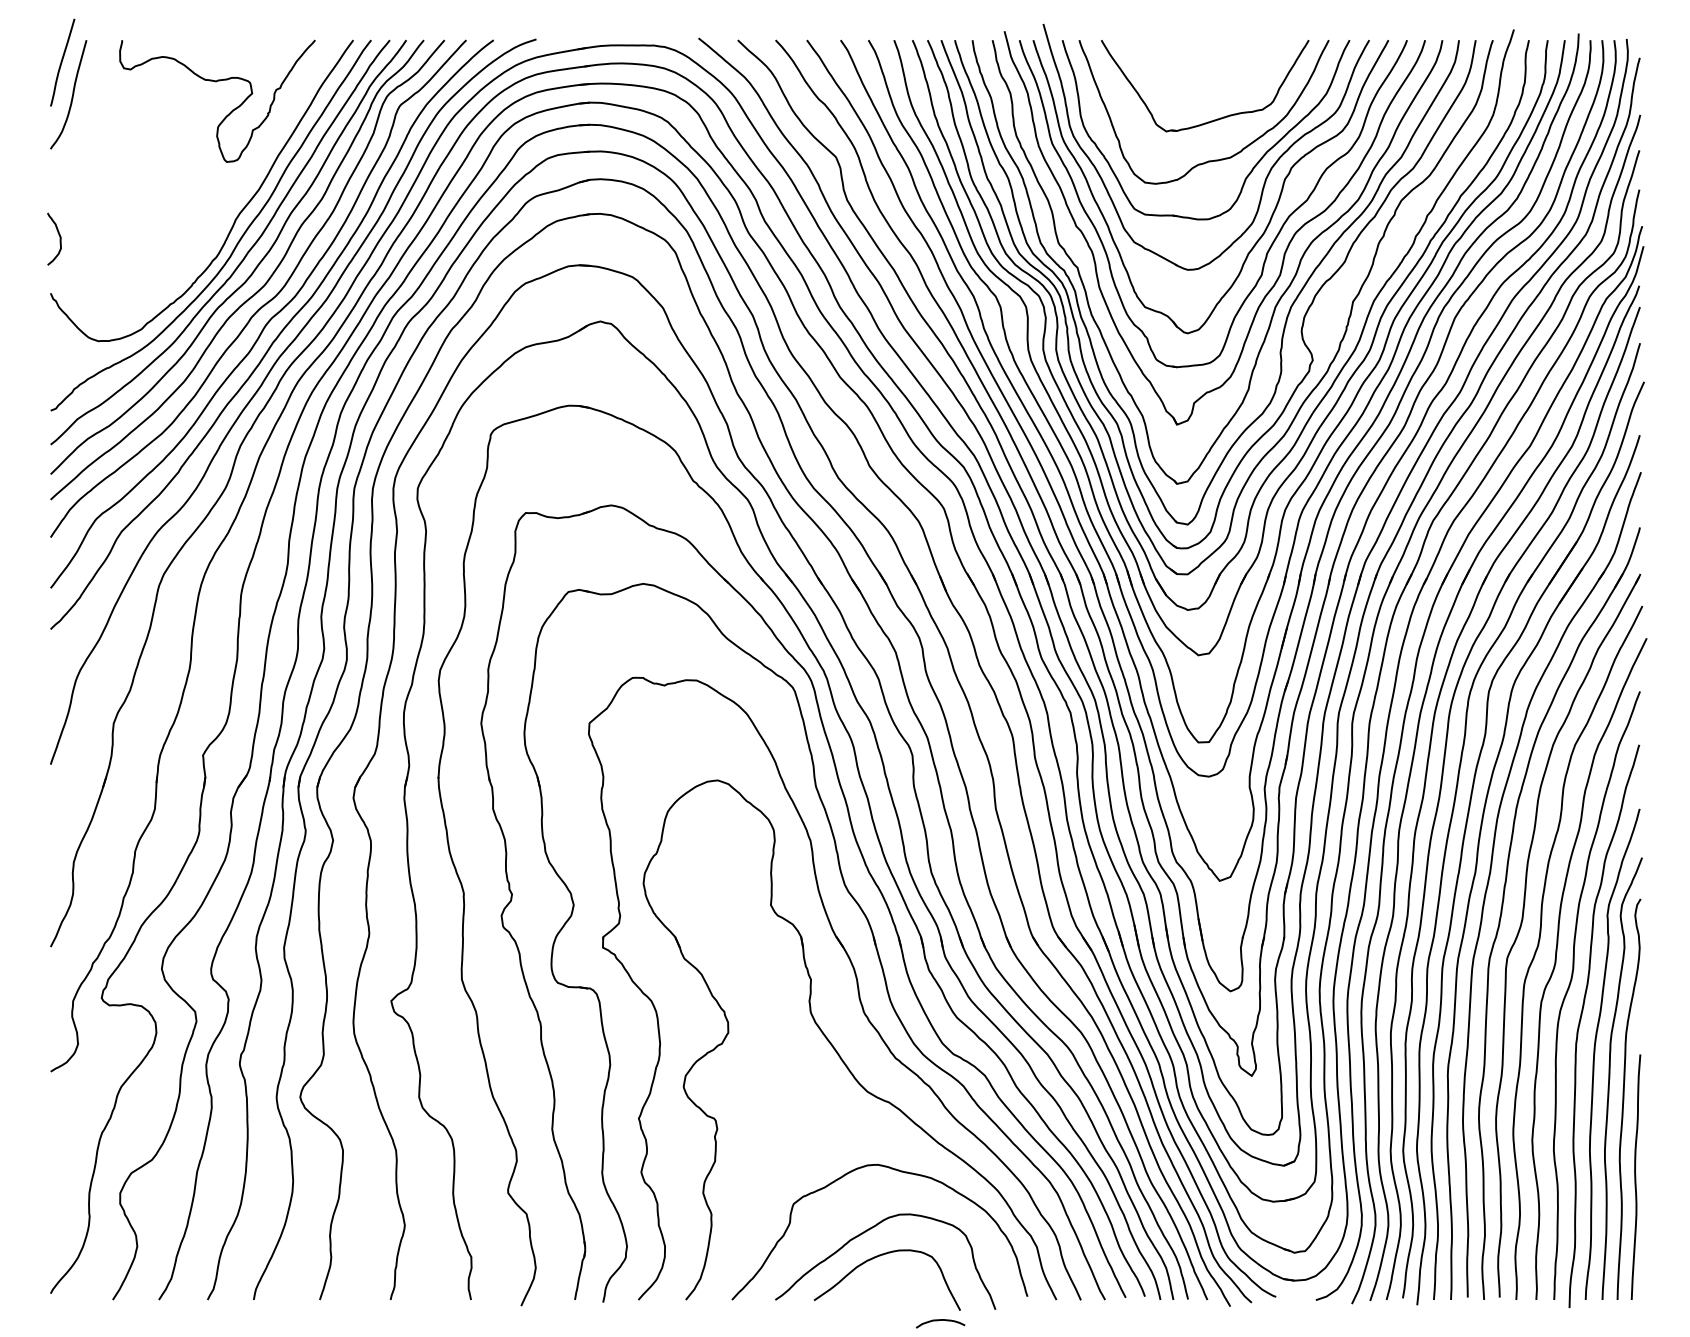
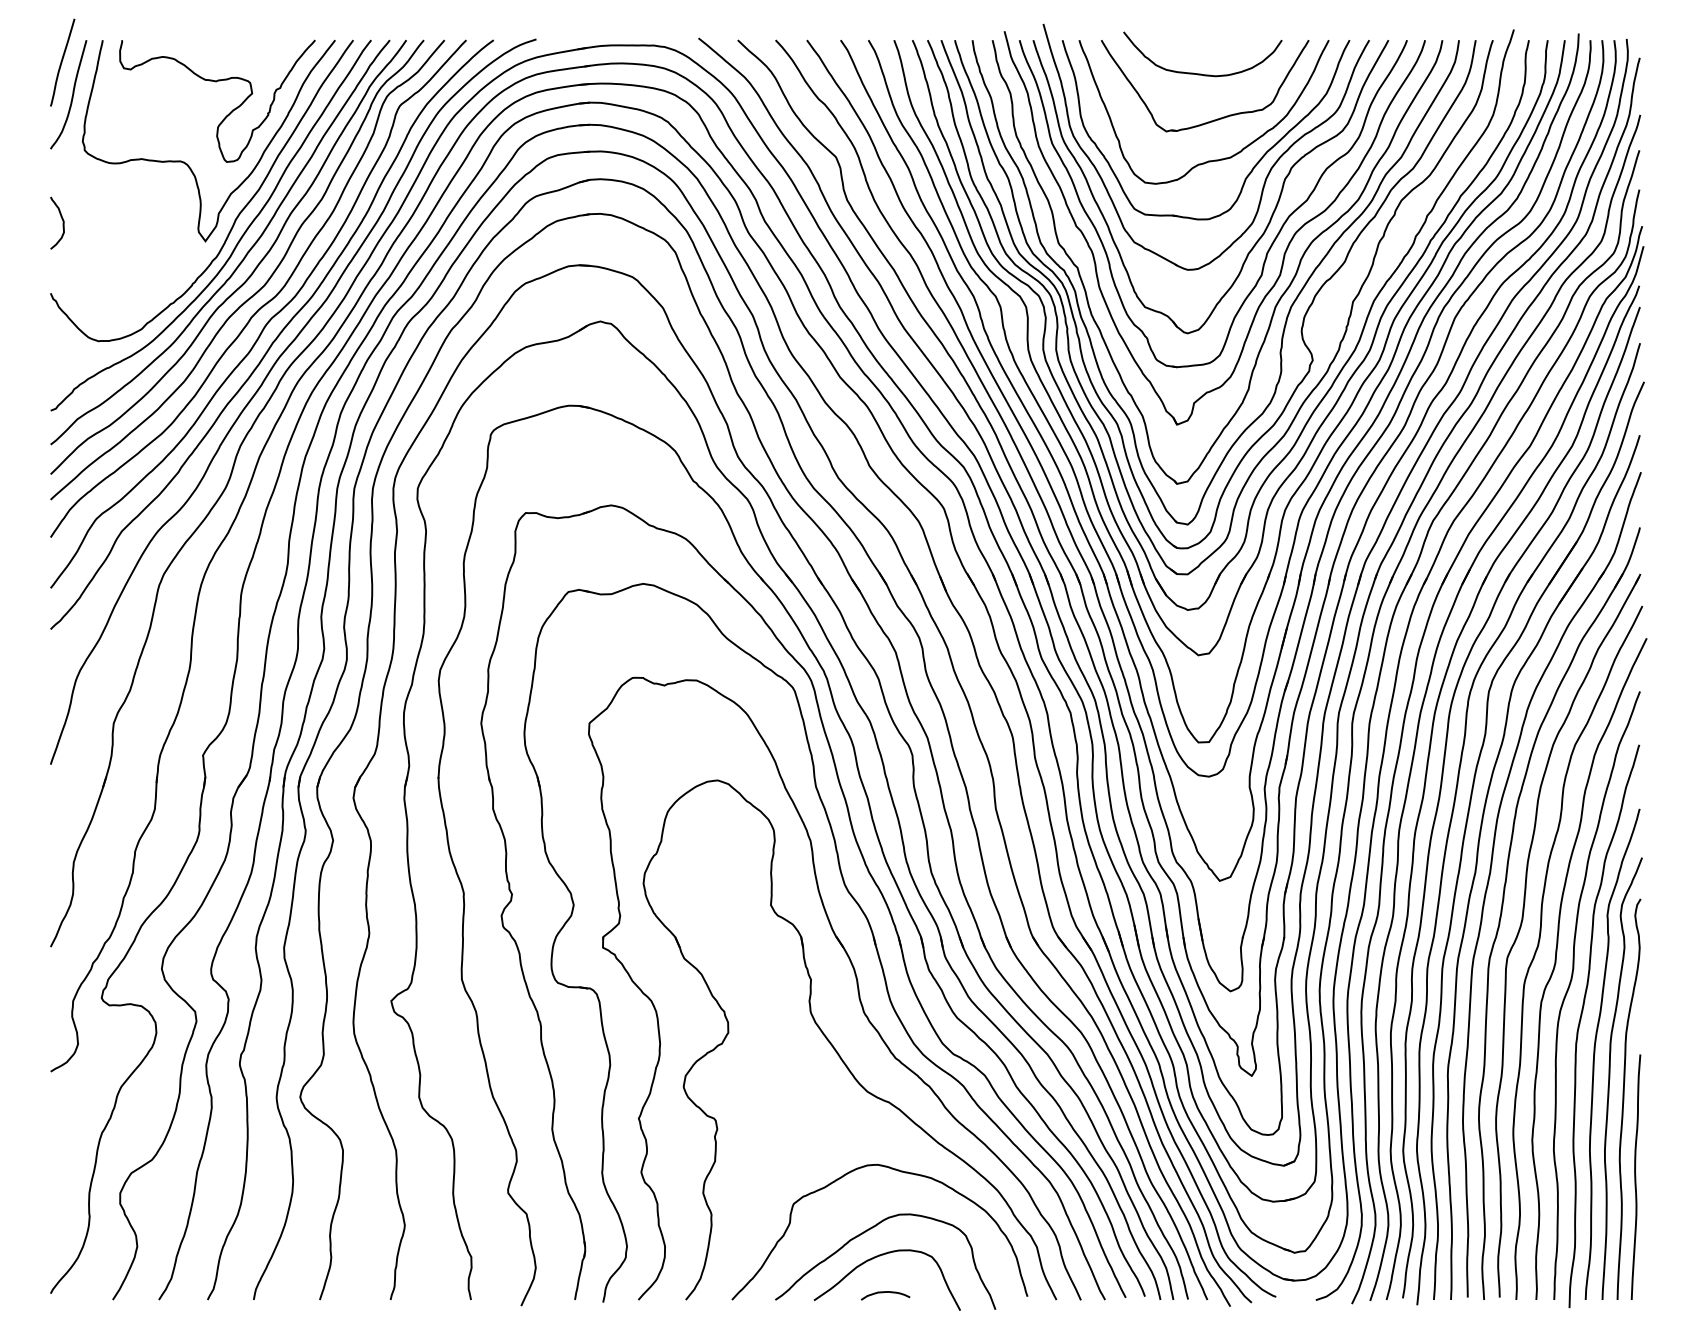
curve: none -> present (1201, 73)
curve: none -> present (187, 163)
curve position: (58, 235) -> (61, 219) (61, 219)
curve position: (938, 1321) -> (883, 1293) (883, 1293)
